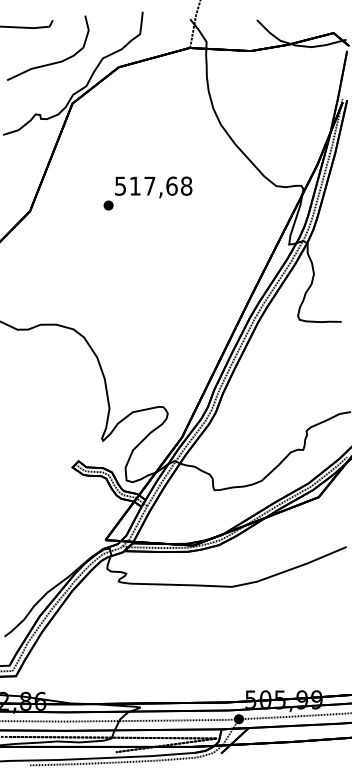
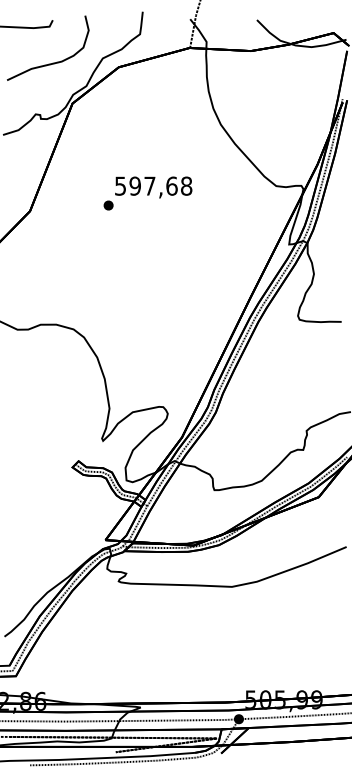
text: 517,68 -> 597,68 (134, 185)
